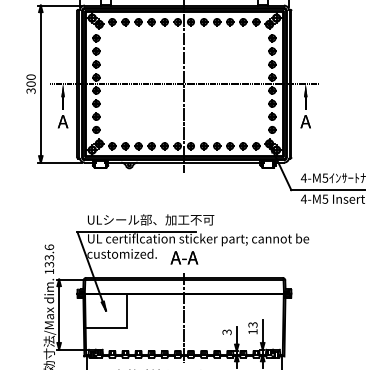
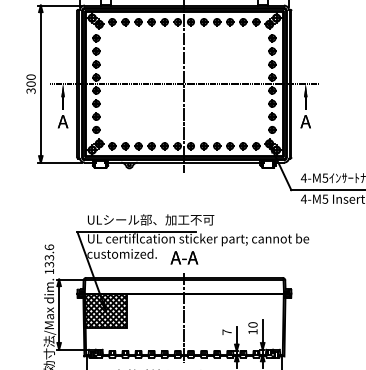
hatch: none -> present (105, 310)
text: 13 -> 10 (252, 324)
text: 3 -> 7 (226, 332)
